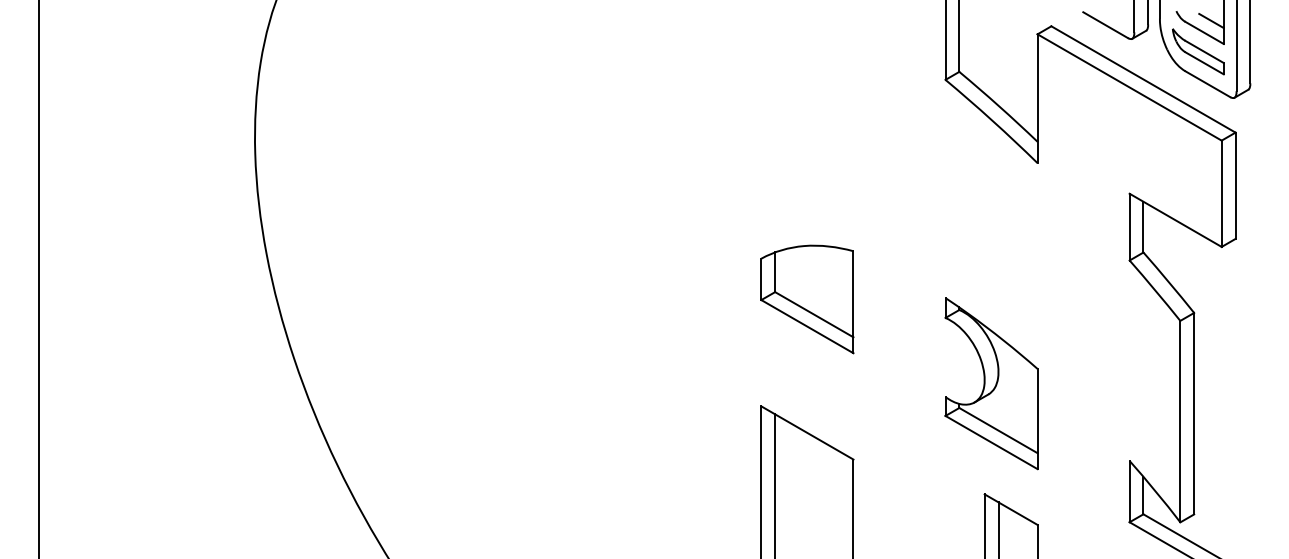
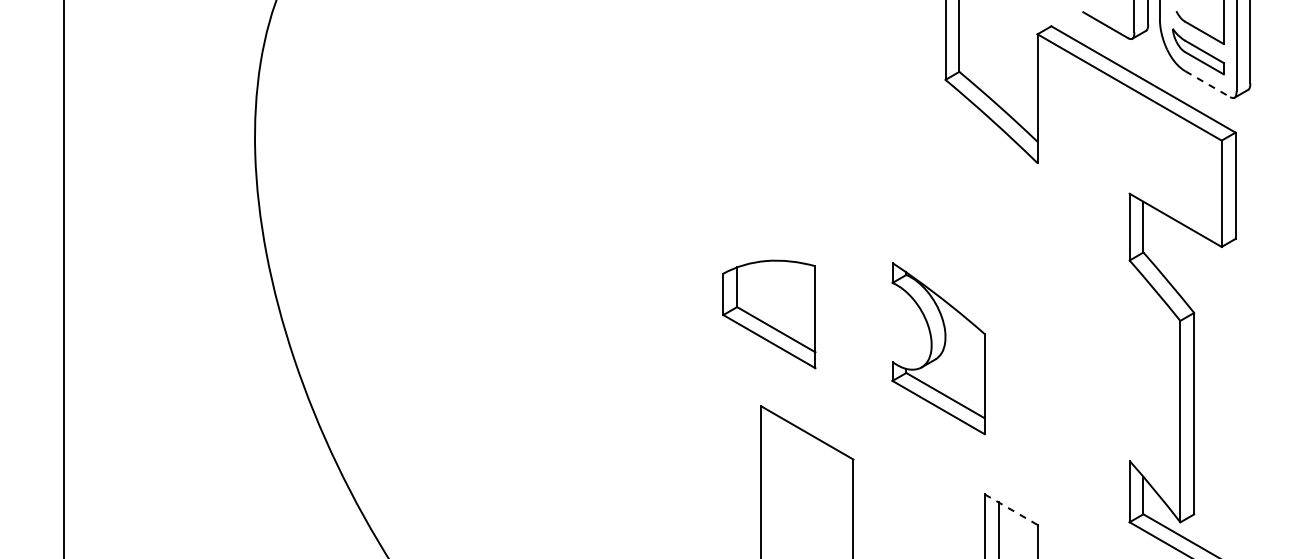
line: present -> none (1211, 20)
line: solid -> dashed (1207, 84)
line position: (38, 278) -> (63, 278) (63, 278)
part position: (807, 299) -> (769, 314) (769, 314)
part position: (991, 383) -> (938, 348) (938, 348)
line: present -> none (775, 484)
line: solid -> dashed (1011, 509)
